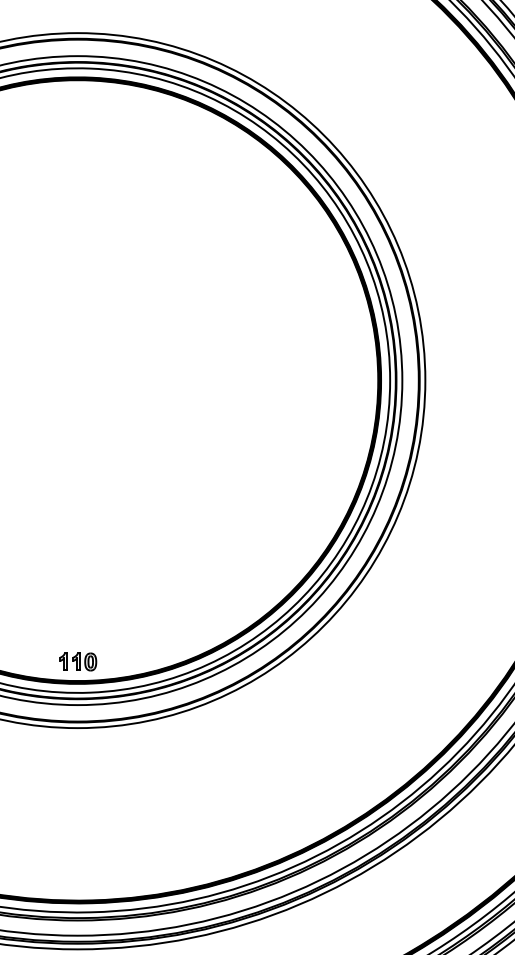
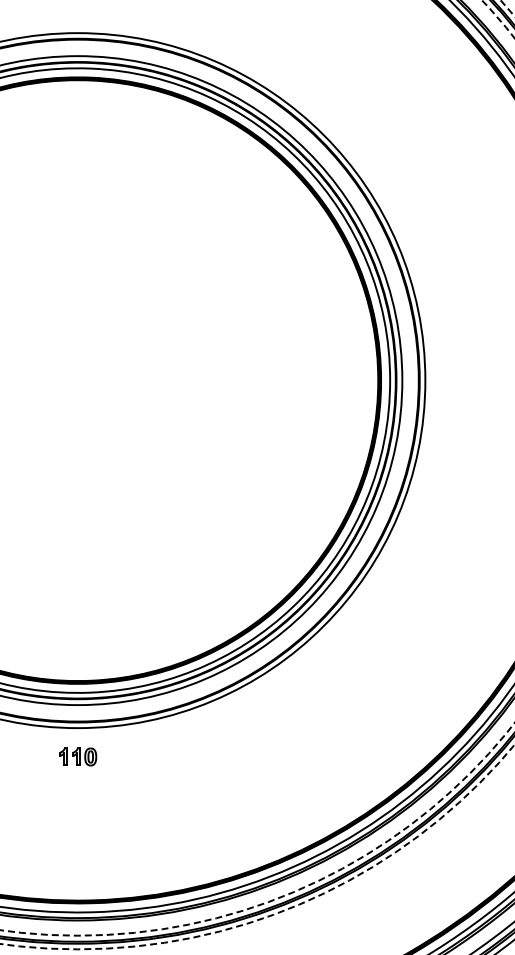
circle: solid -> dashed (257, 467)
circle: solid -> dashed (257, 474)
part position: (78, 661) -> (78, 756) (78, 756)
